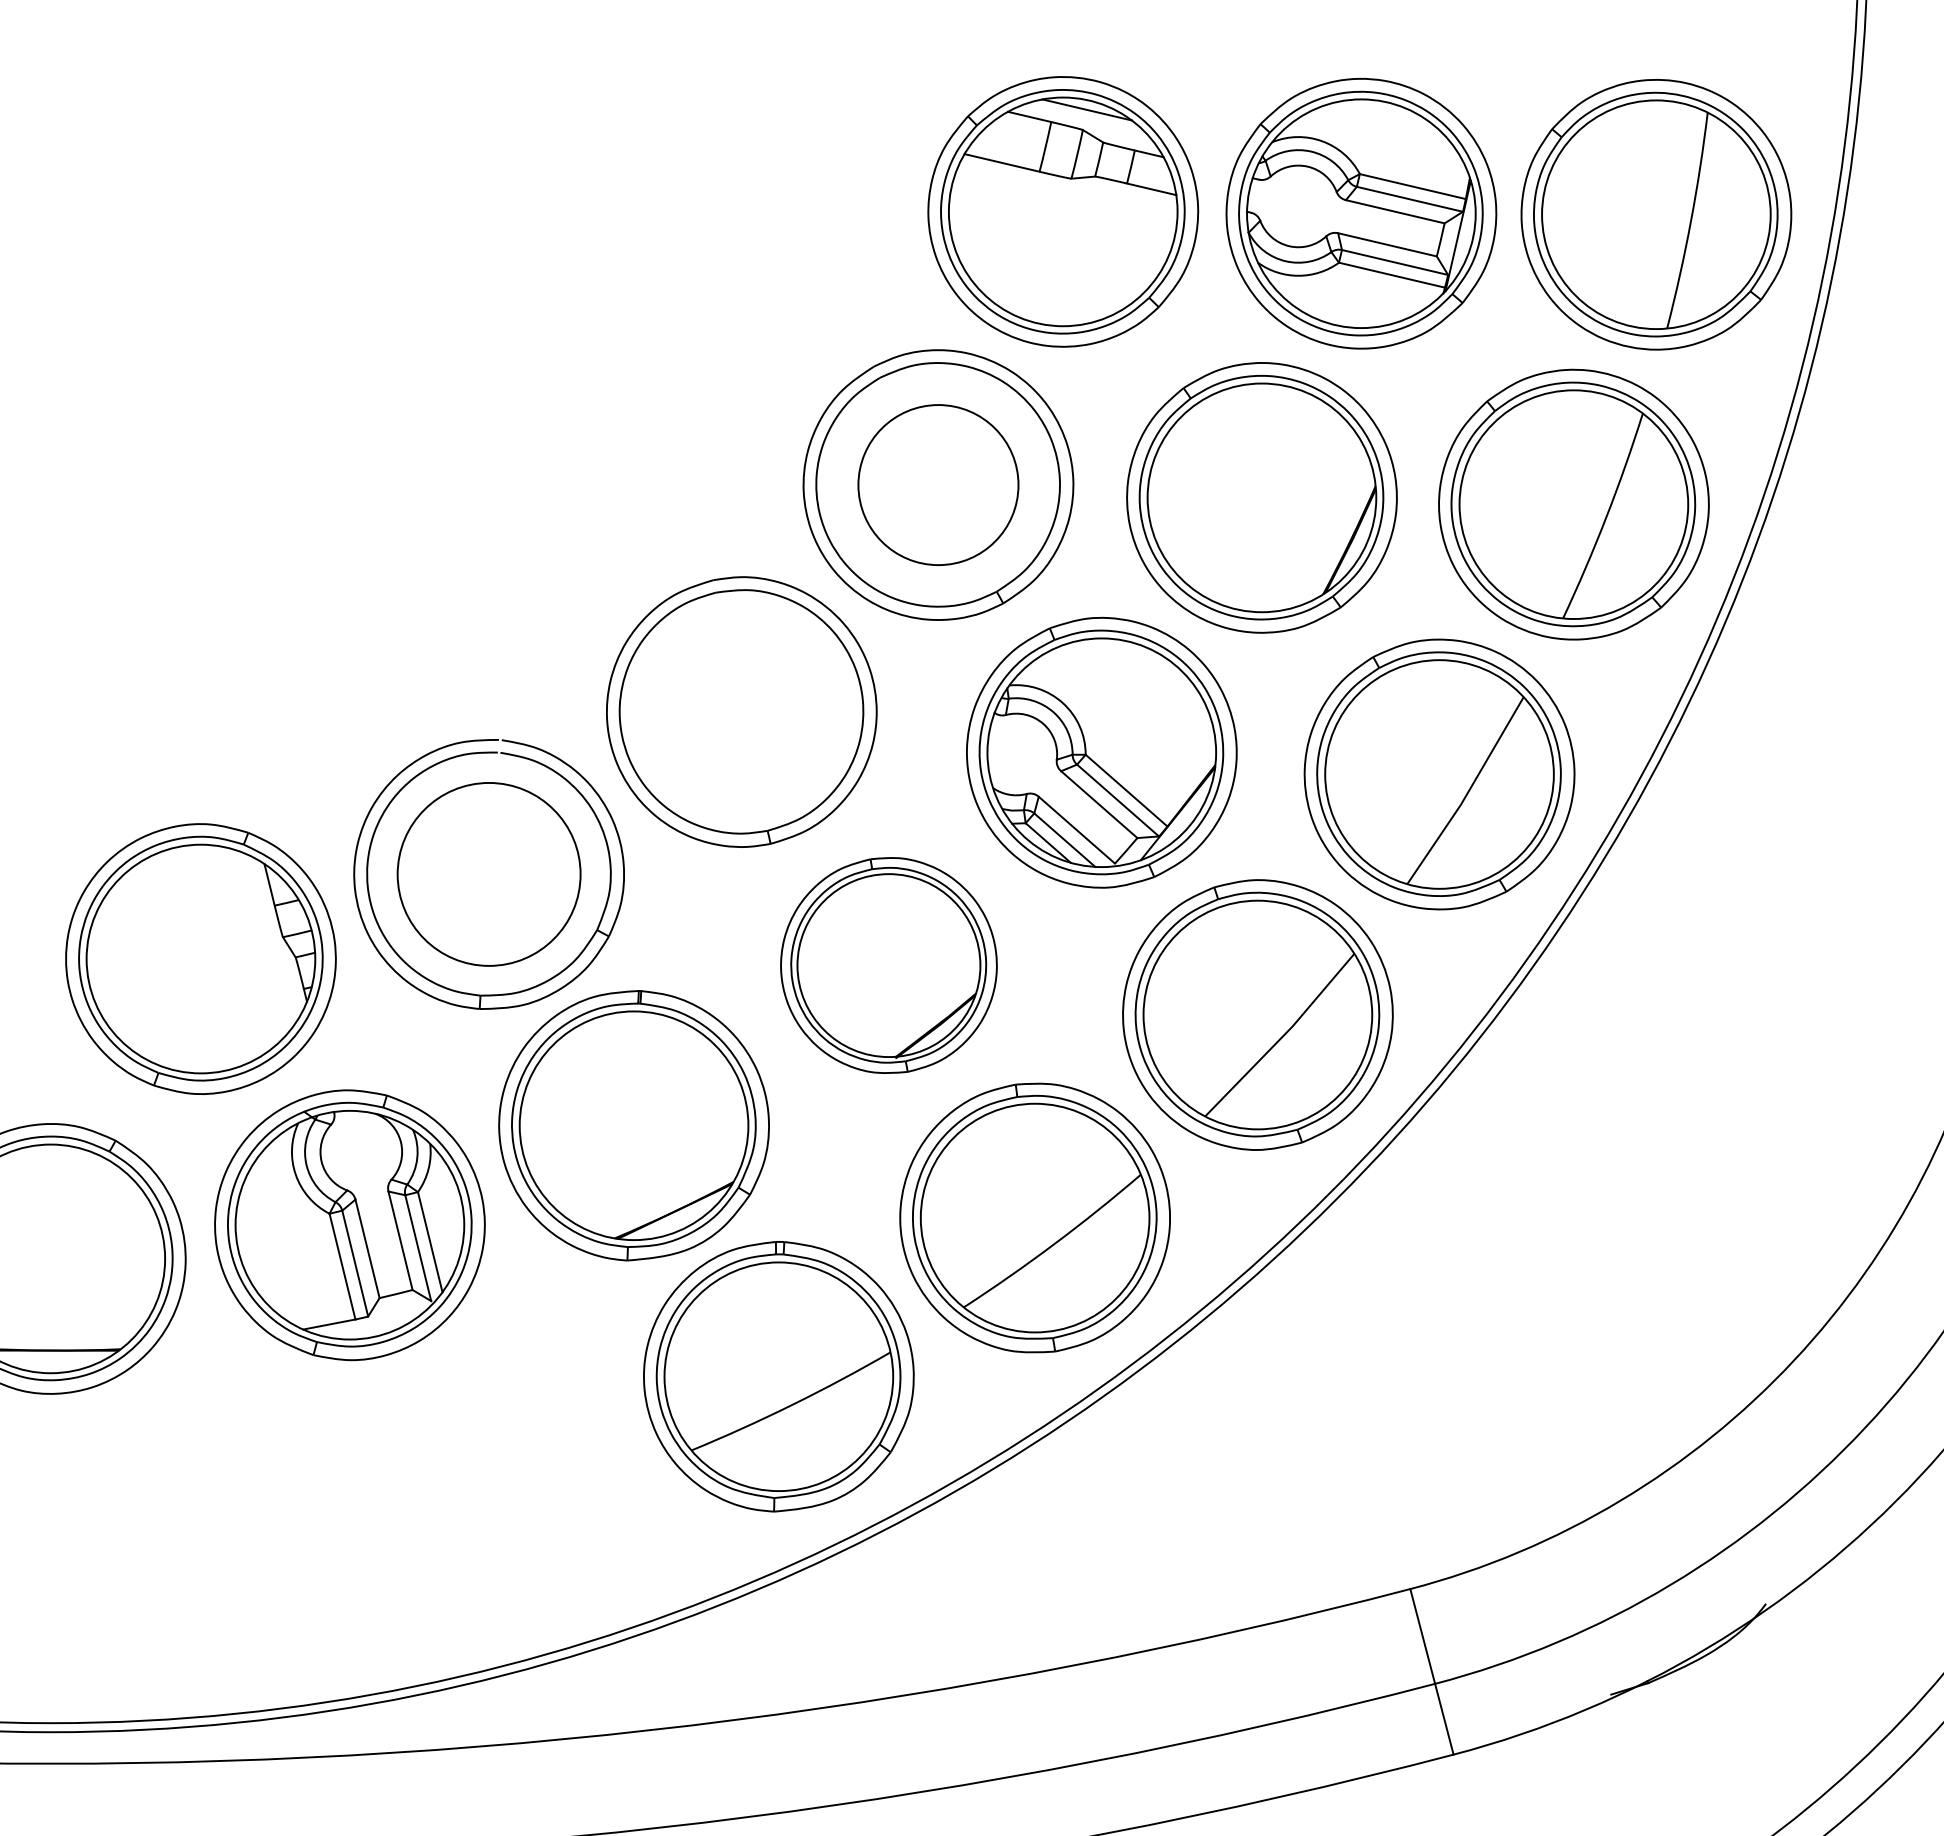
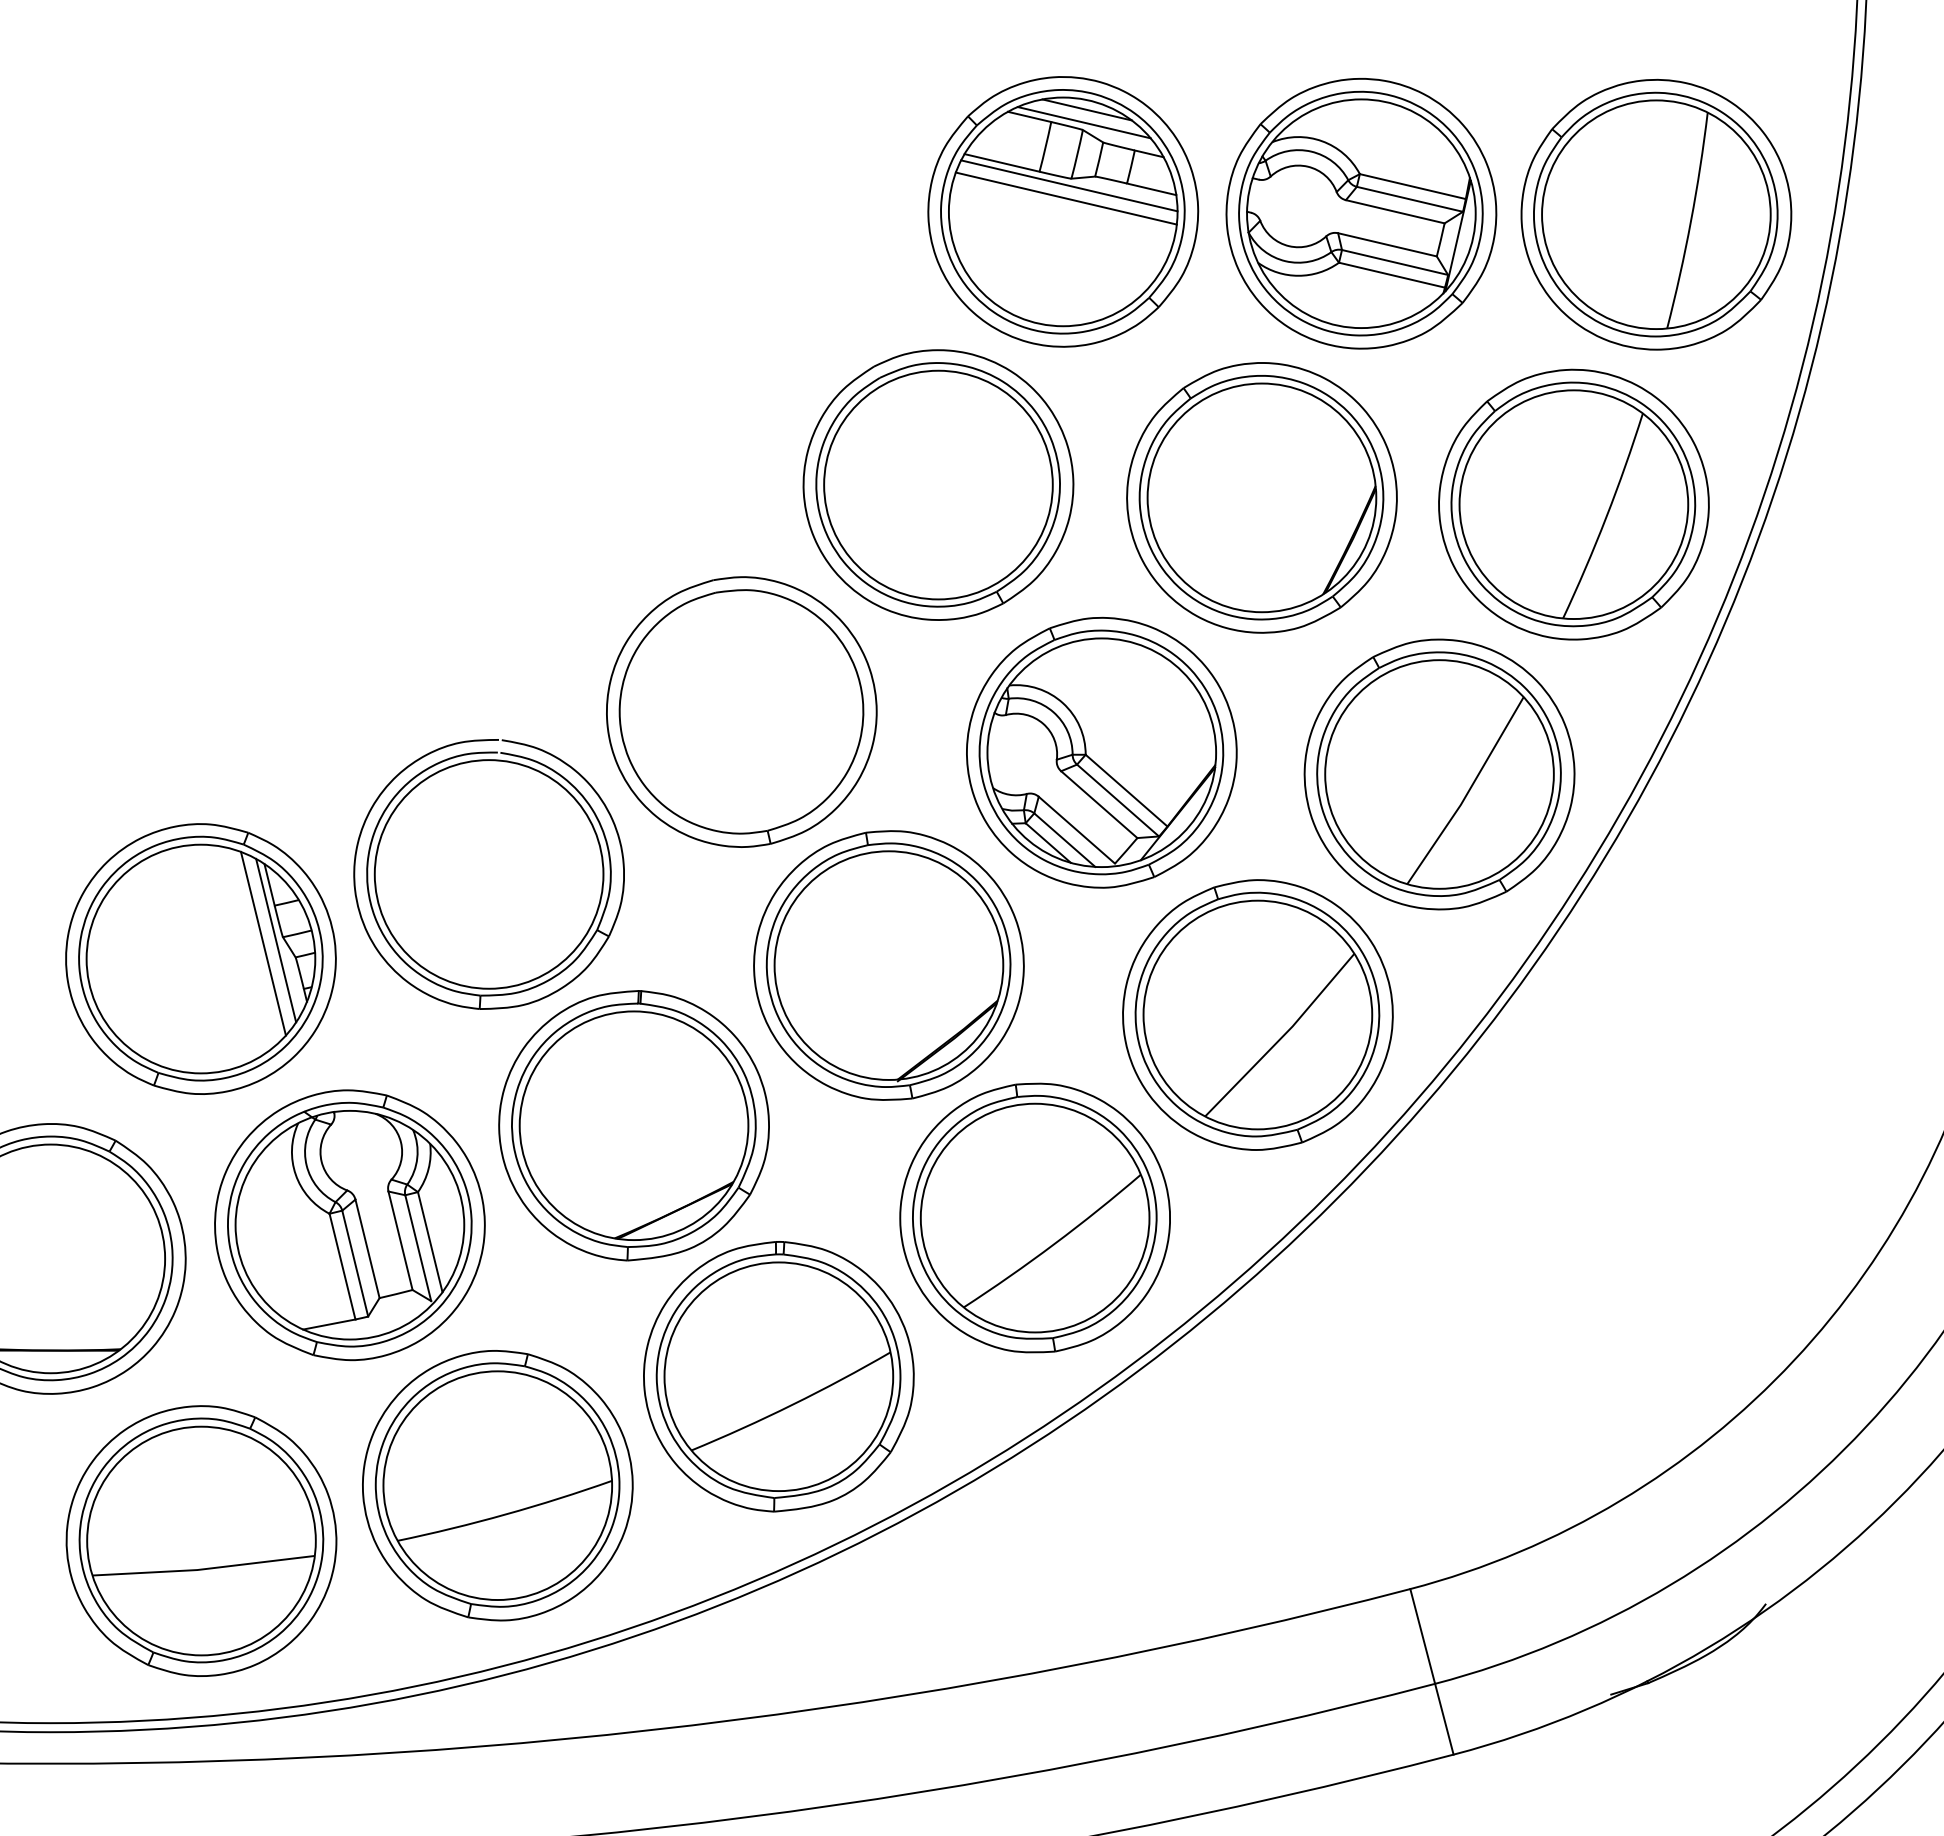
line: none -> present (1083, 122)
line: none -> present (1069, 185)
line: none -> present (1065, 198)
circle diameter: 160 px -> 229 px (938, 484)
circle diameter: 183 px -> 229 px (488, 874)
line: none -> present (276, 940)
line: none -> present (262, 943)
part size: 218x217 px -> 272x271 px (888, 965)
part: none -> present (497, 1485)
part: none -> present (201, 1540)
